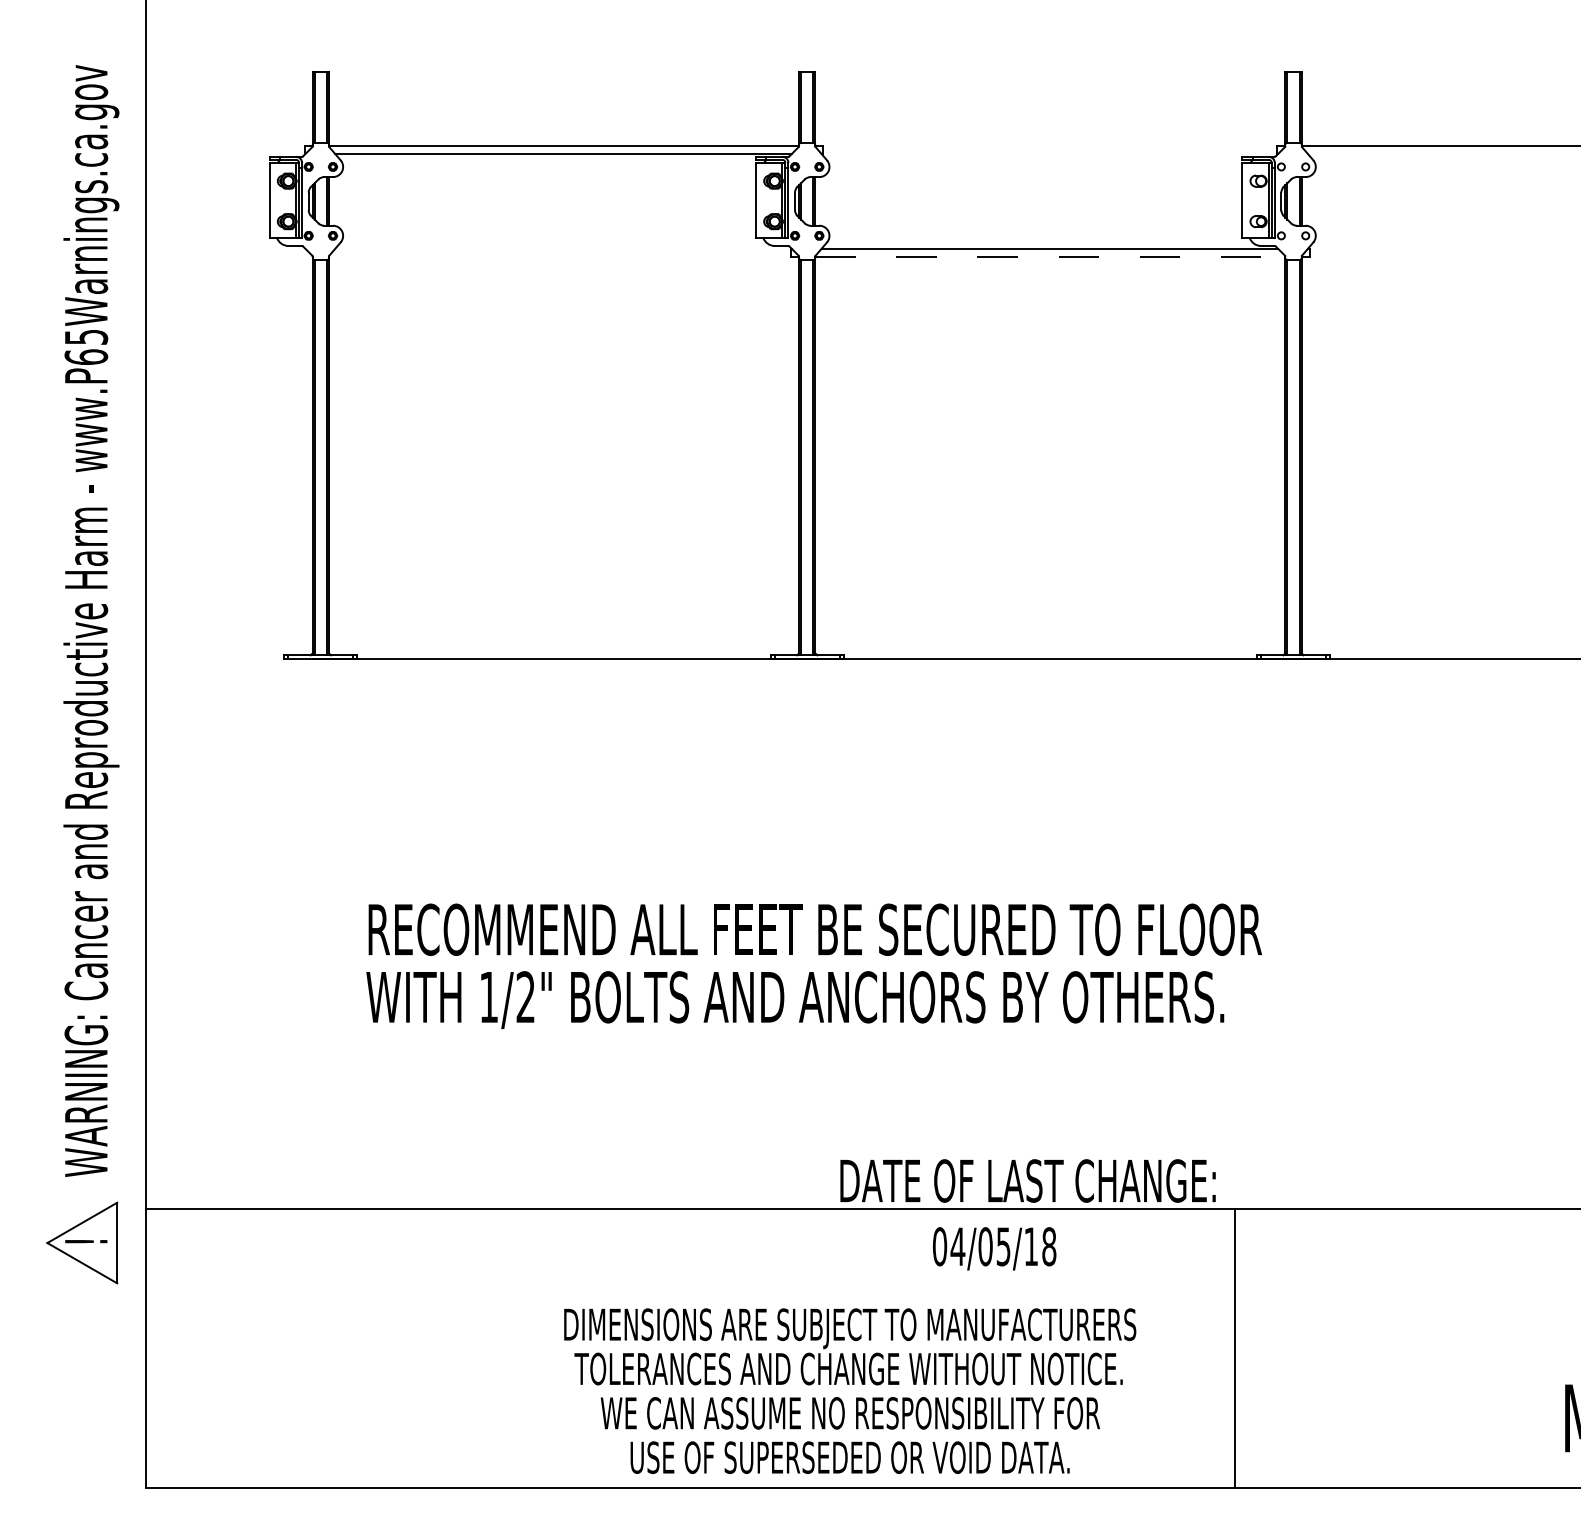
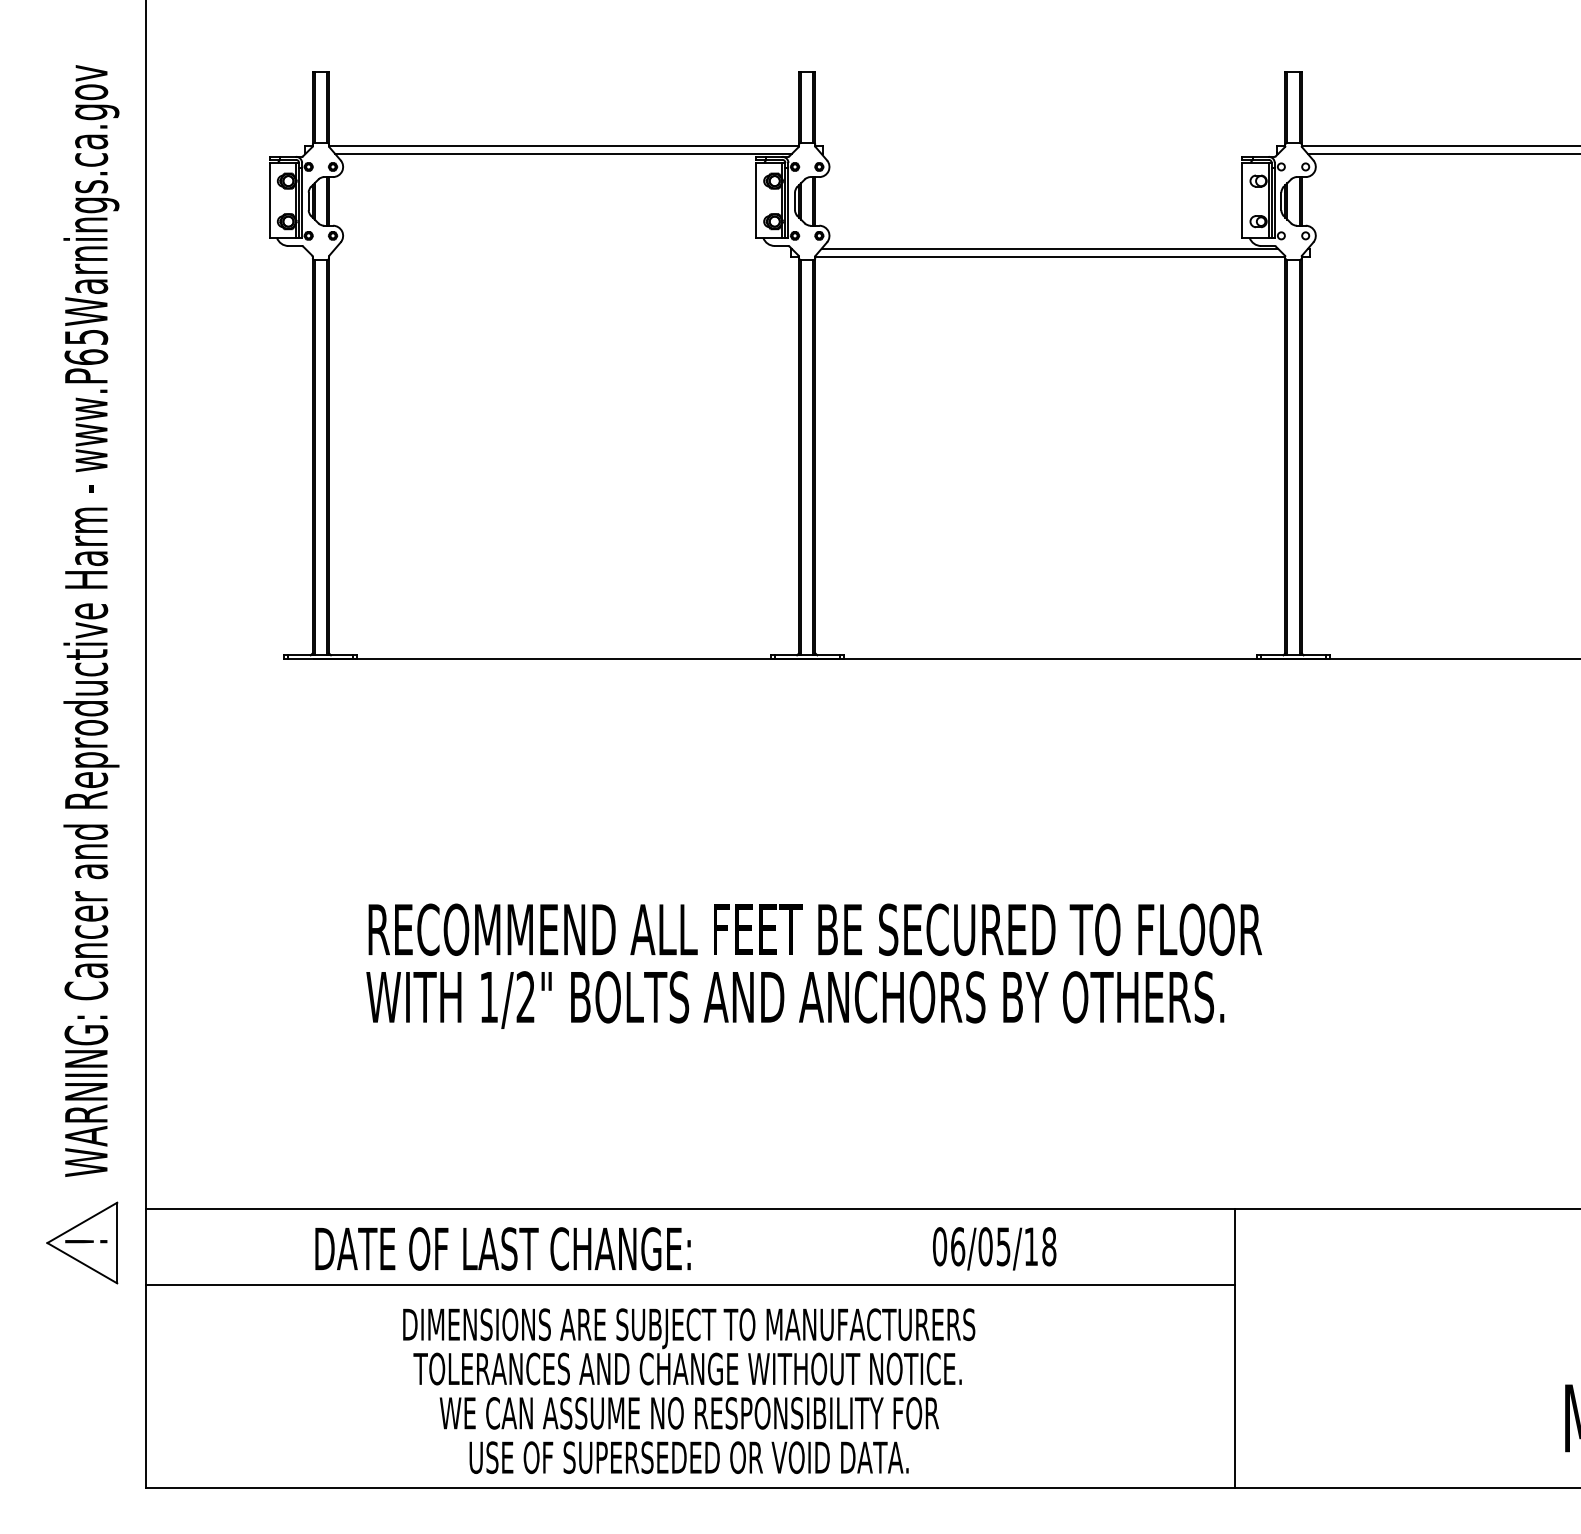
line: none -> present (1442, 154)
line: dashed -> solid (1050, 256)
text position: (1027, 1180) -> (502, 1248) (502, 1248)
text: 04/05/18 -> 06/05/18 (957, 1246)
line: none -> present (690, 1285)
text position: (850, 1390) -> (689, 1390) (689, 1390)
